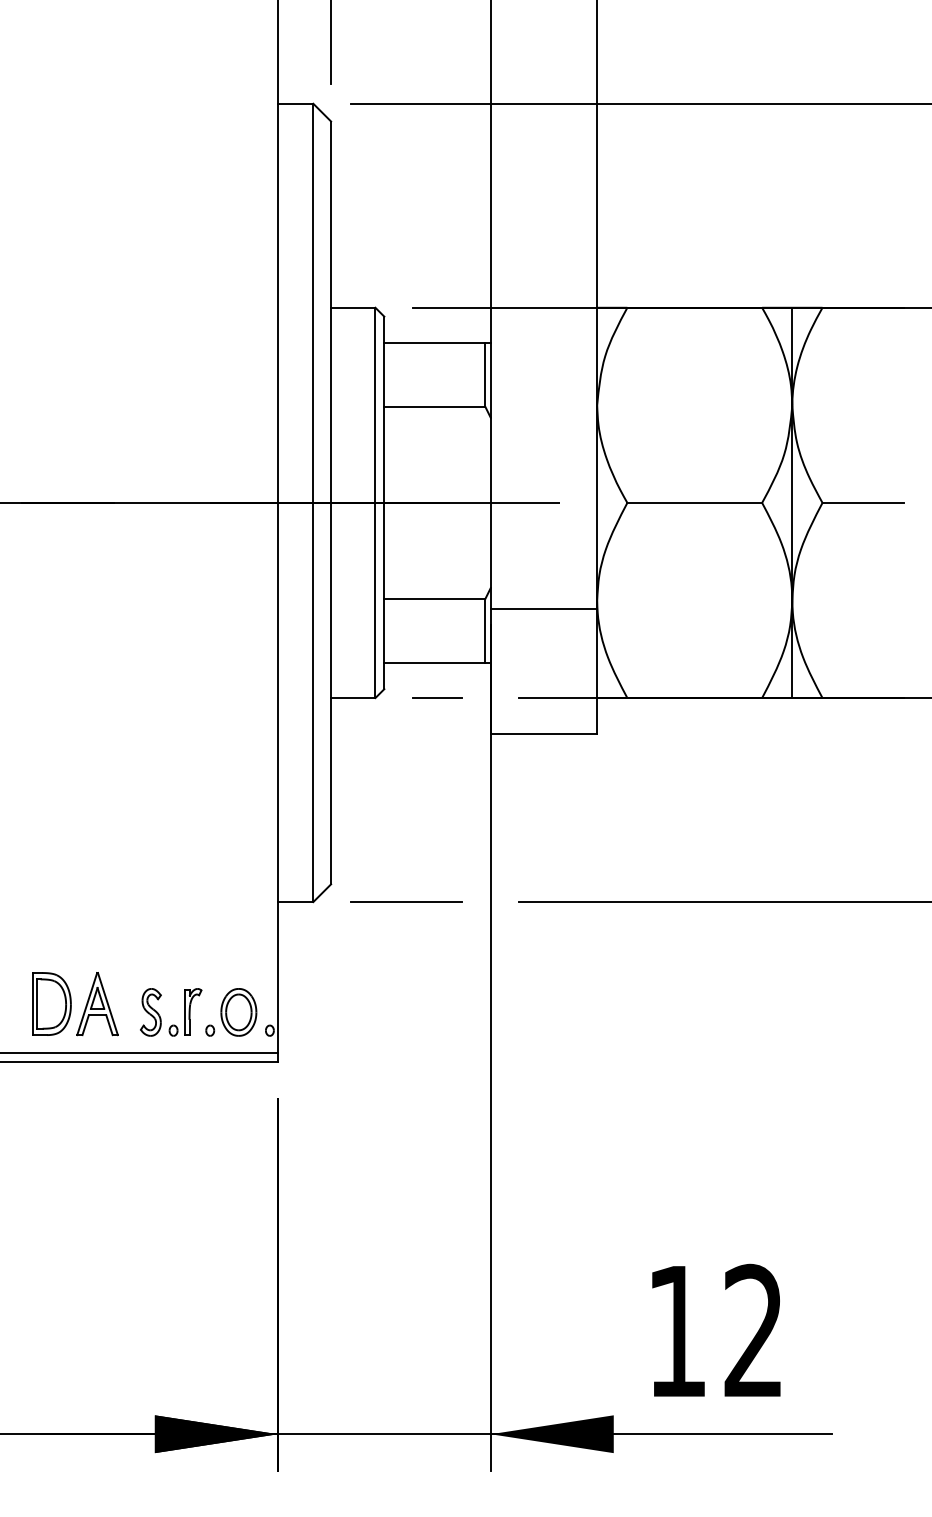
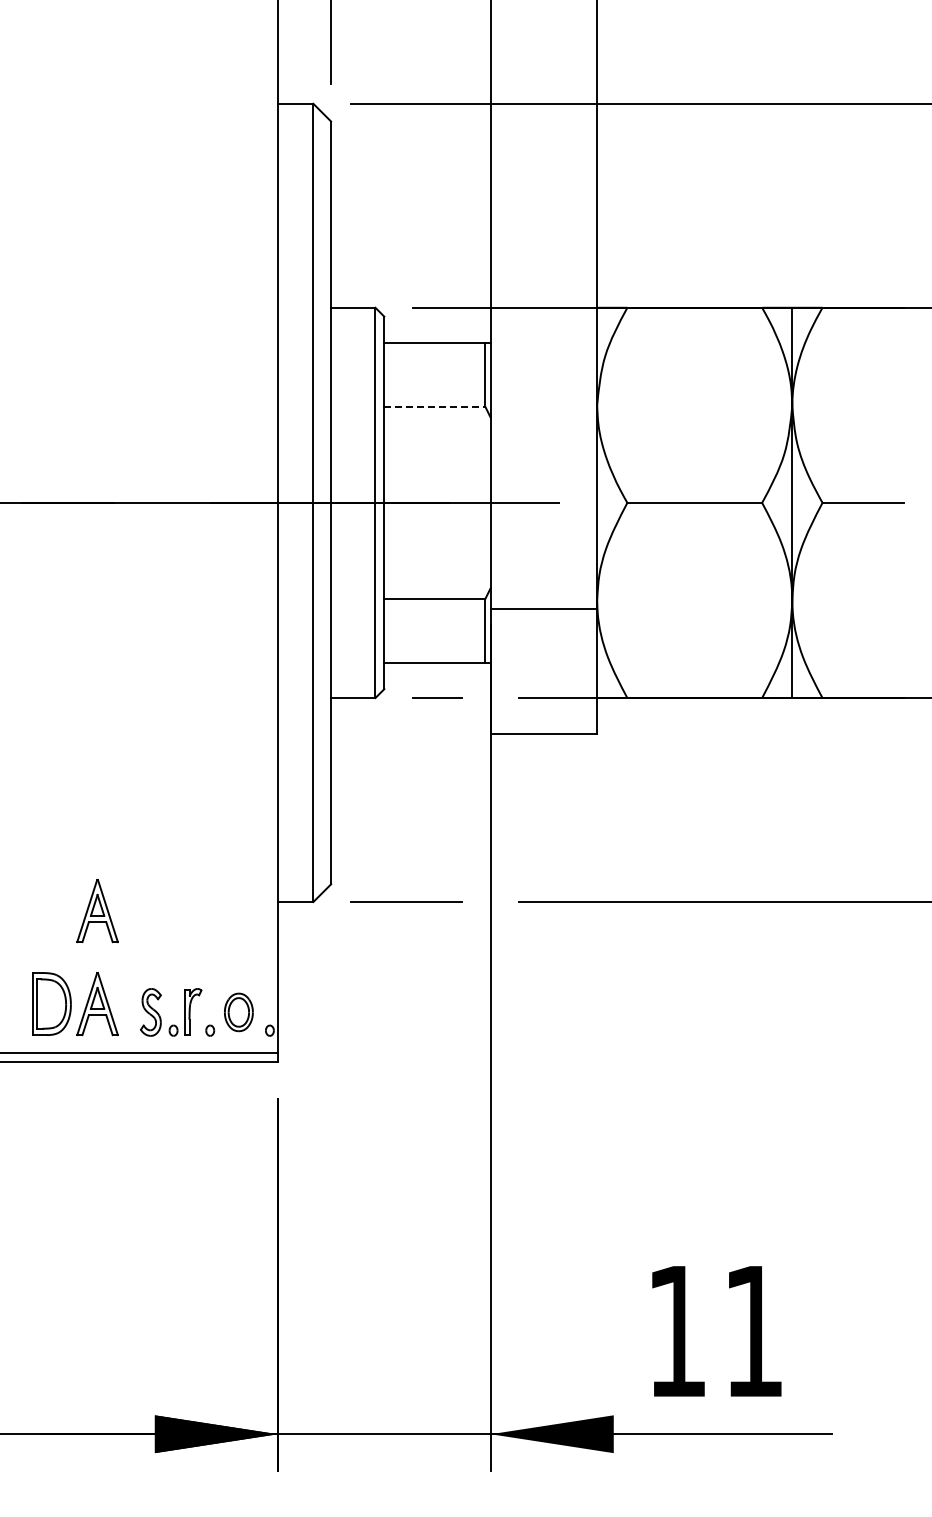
line: solid -> dashed (434, 406)
part: none -> present (97, 911)
part size: 38x49 px -> 30x41 px (238, 1012)
text: 12 -> 11 (752, 1329)
